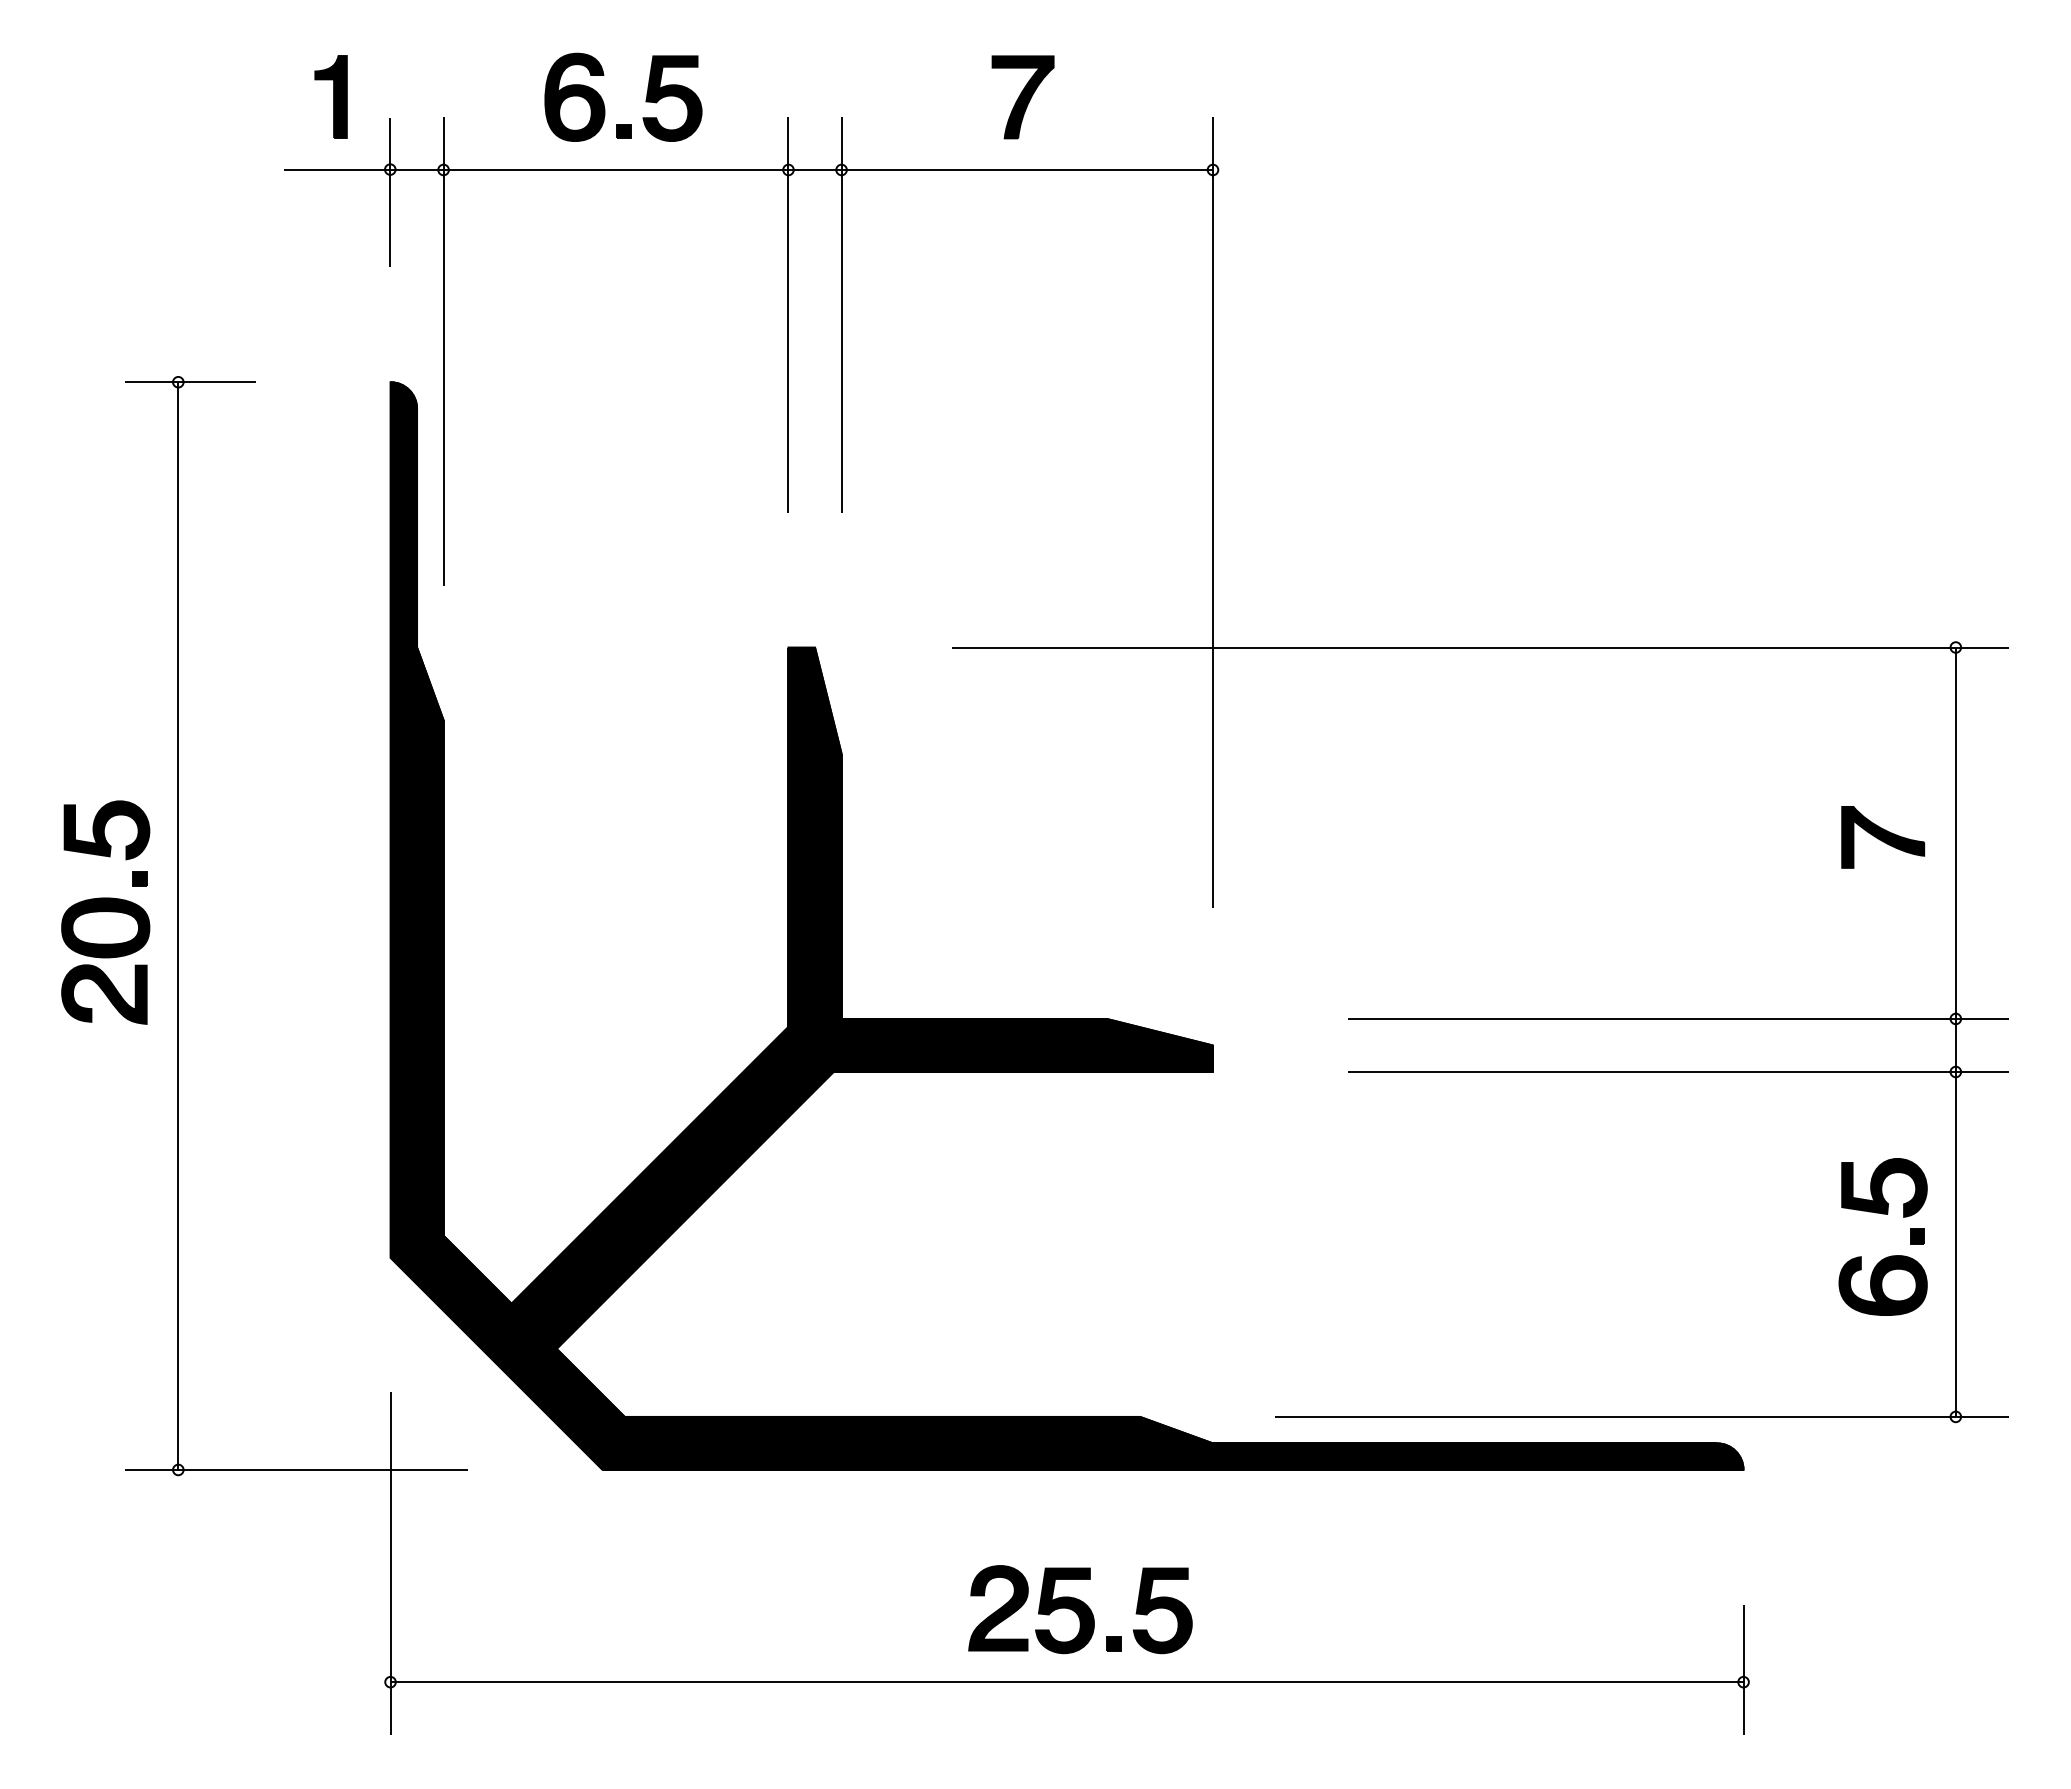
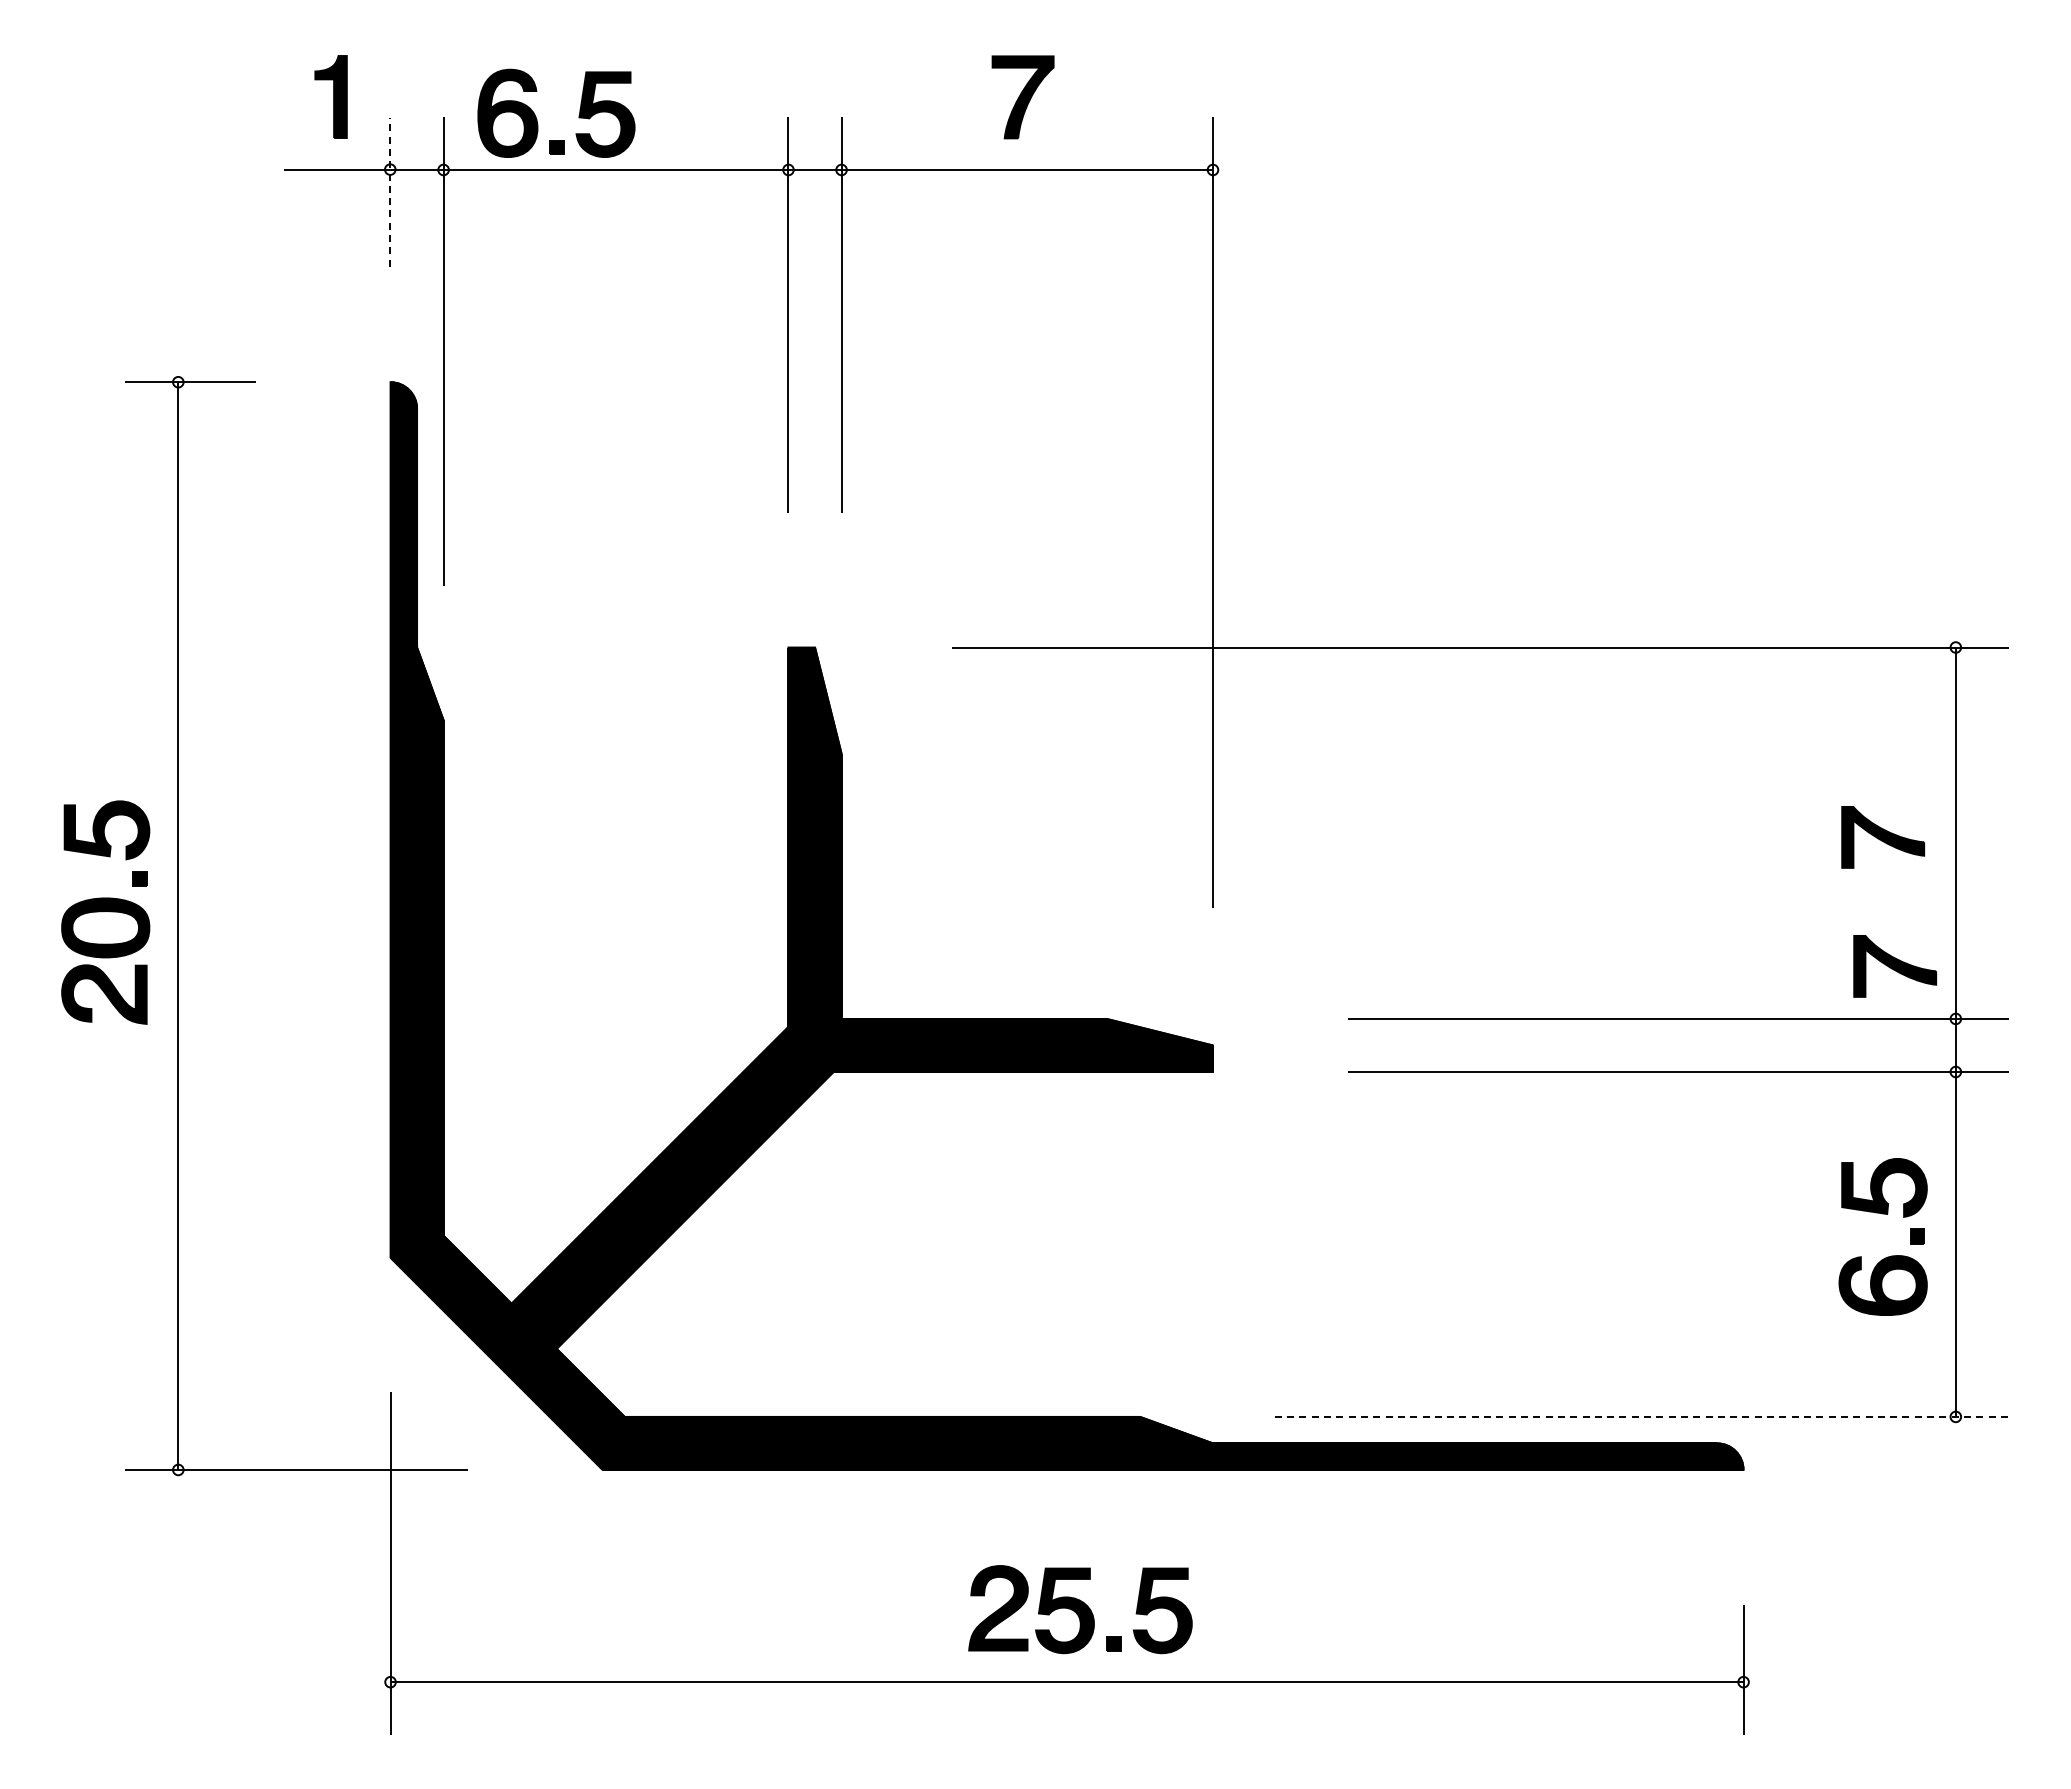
part position: (604, 103) -> (537, 119) (537, 119)
line: solid -> dashed (390, 192)
part: none -> present (1895, 966)
line: solid -> dashed (1642, 1416)
